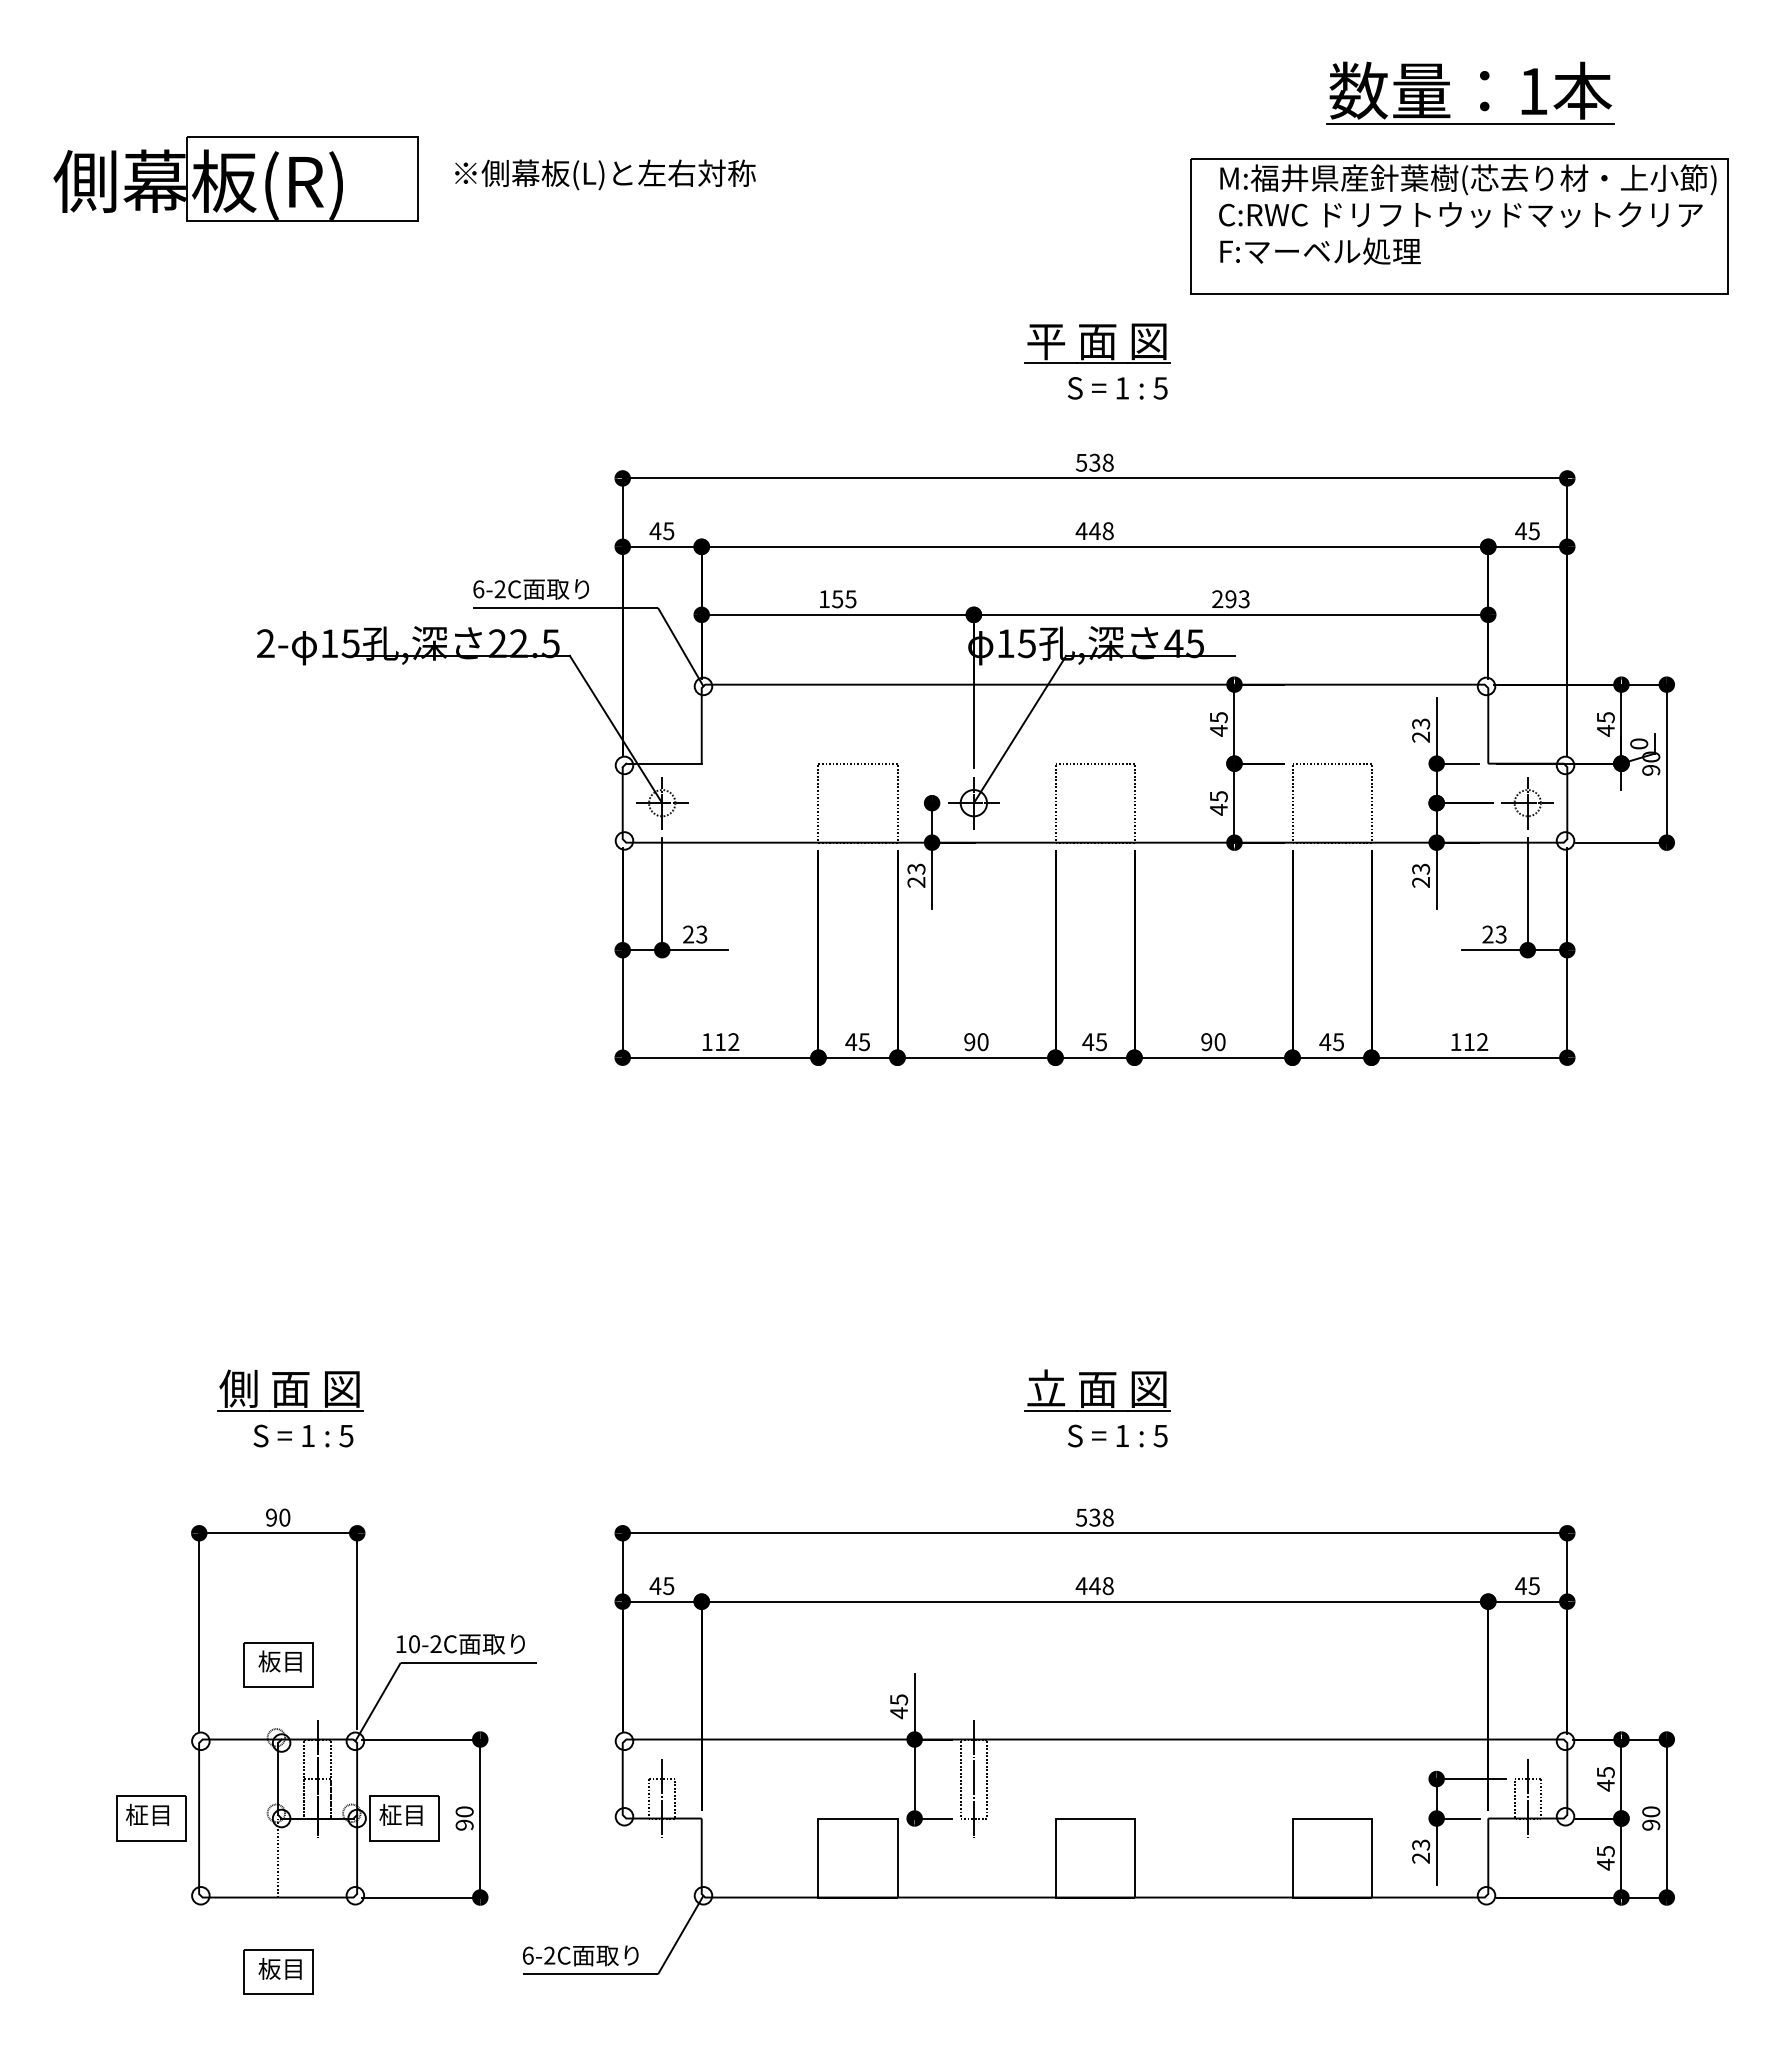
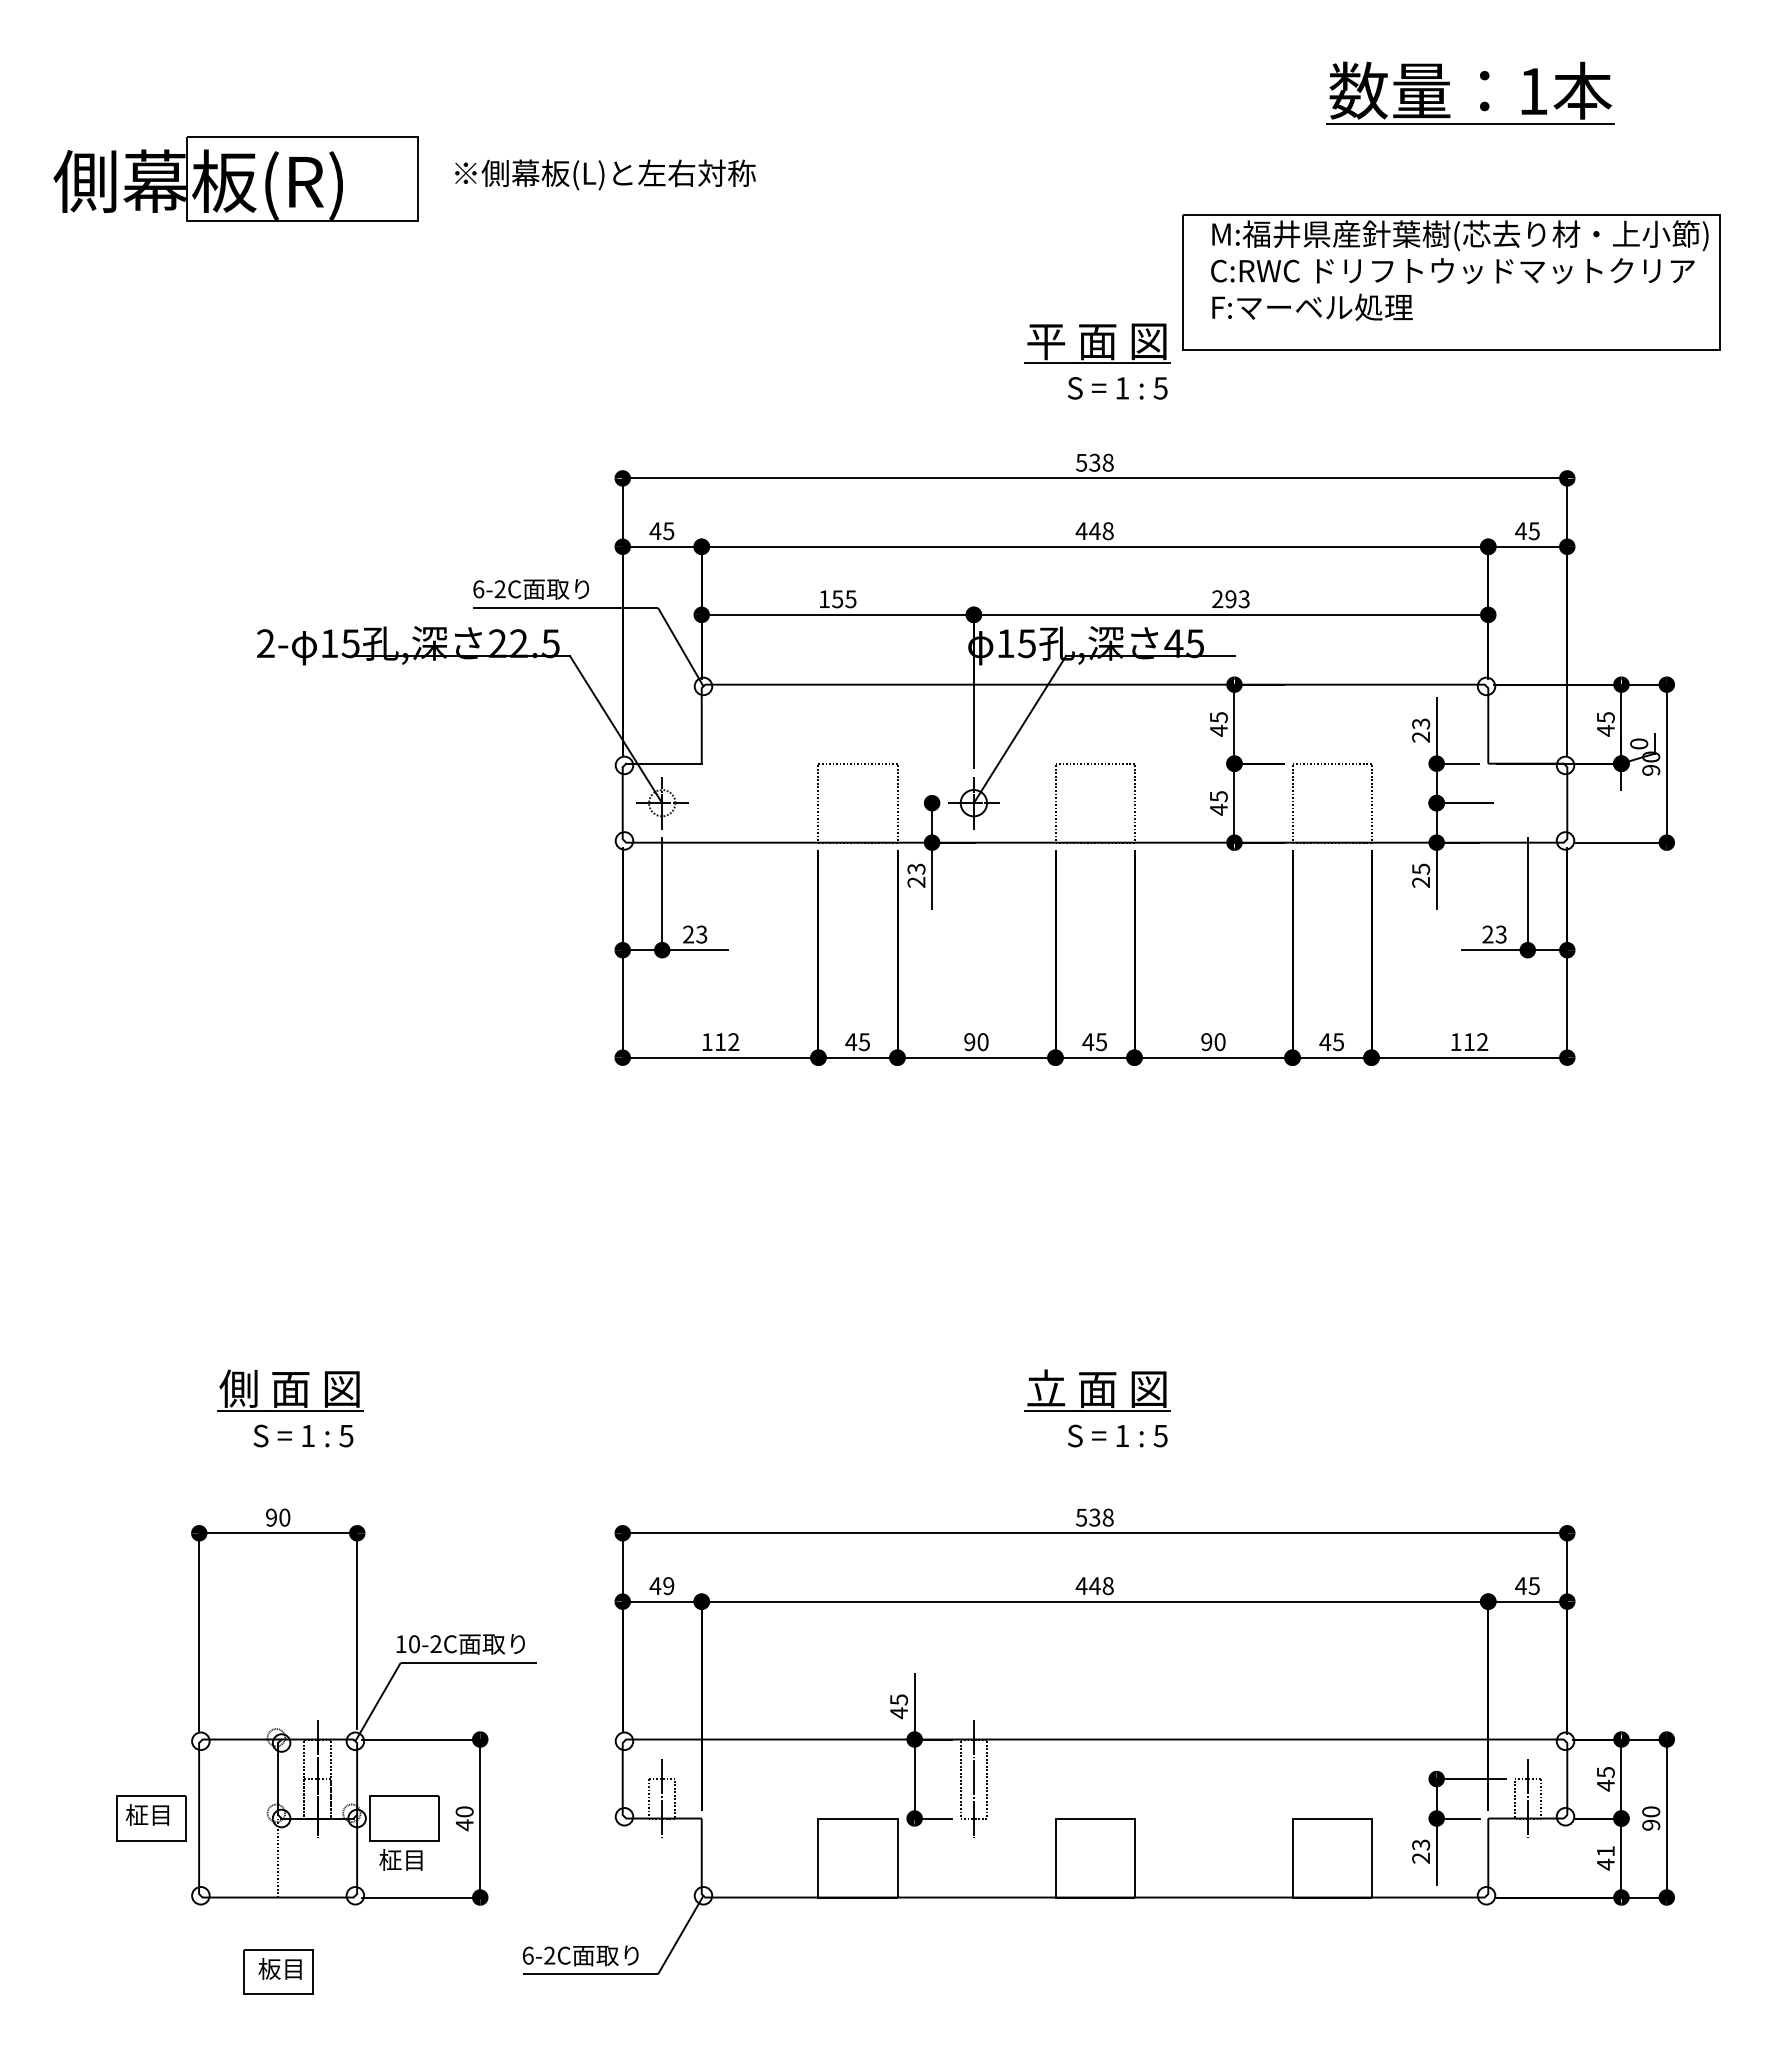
part position: (1459, 226) -> (1451, 282) (1451, 282)
part: present -> none (1527, 803)
text: 23 -> 25 (1420, 868)
text: 45 -> 49 (668, 1585)
part: present -> none (278, 1664)
text position: (400, 1814) -> (400, 1859) (400, 1859)
text: 90 -> 40 (464, 1825)
text: 45 -> 41 (1605, 1851)
